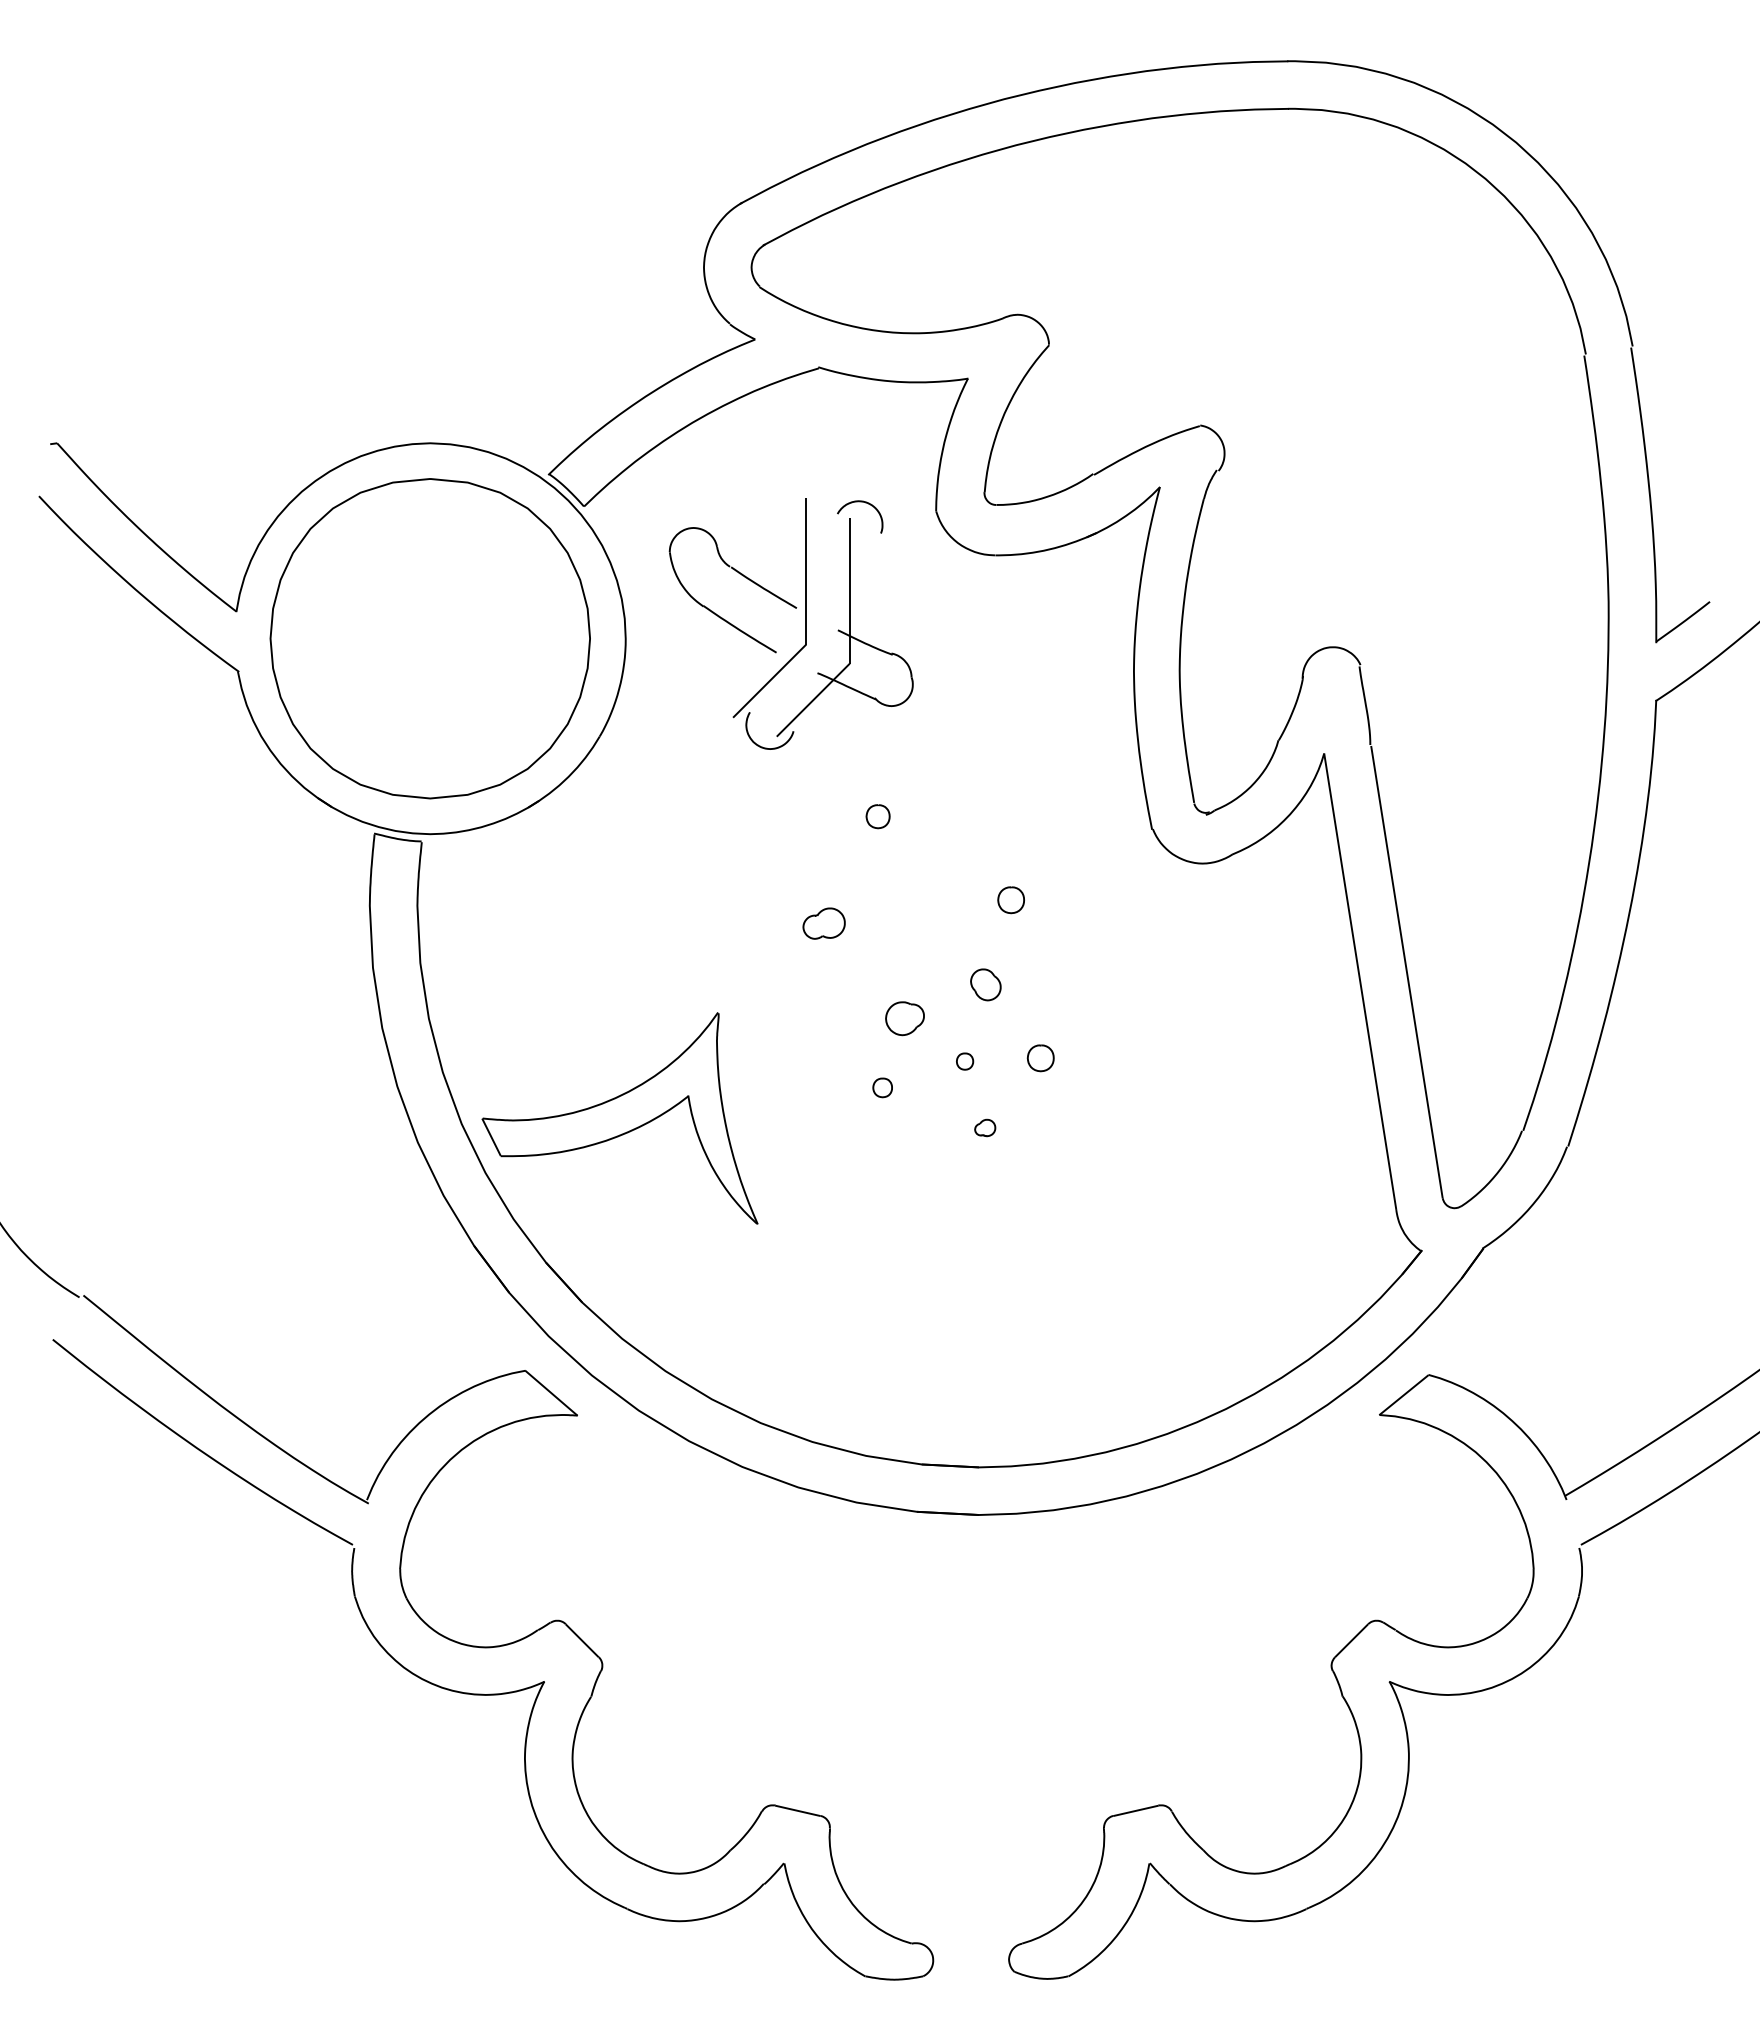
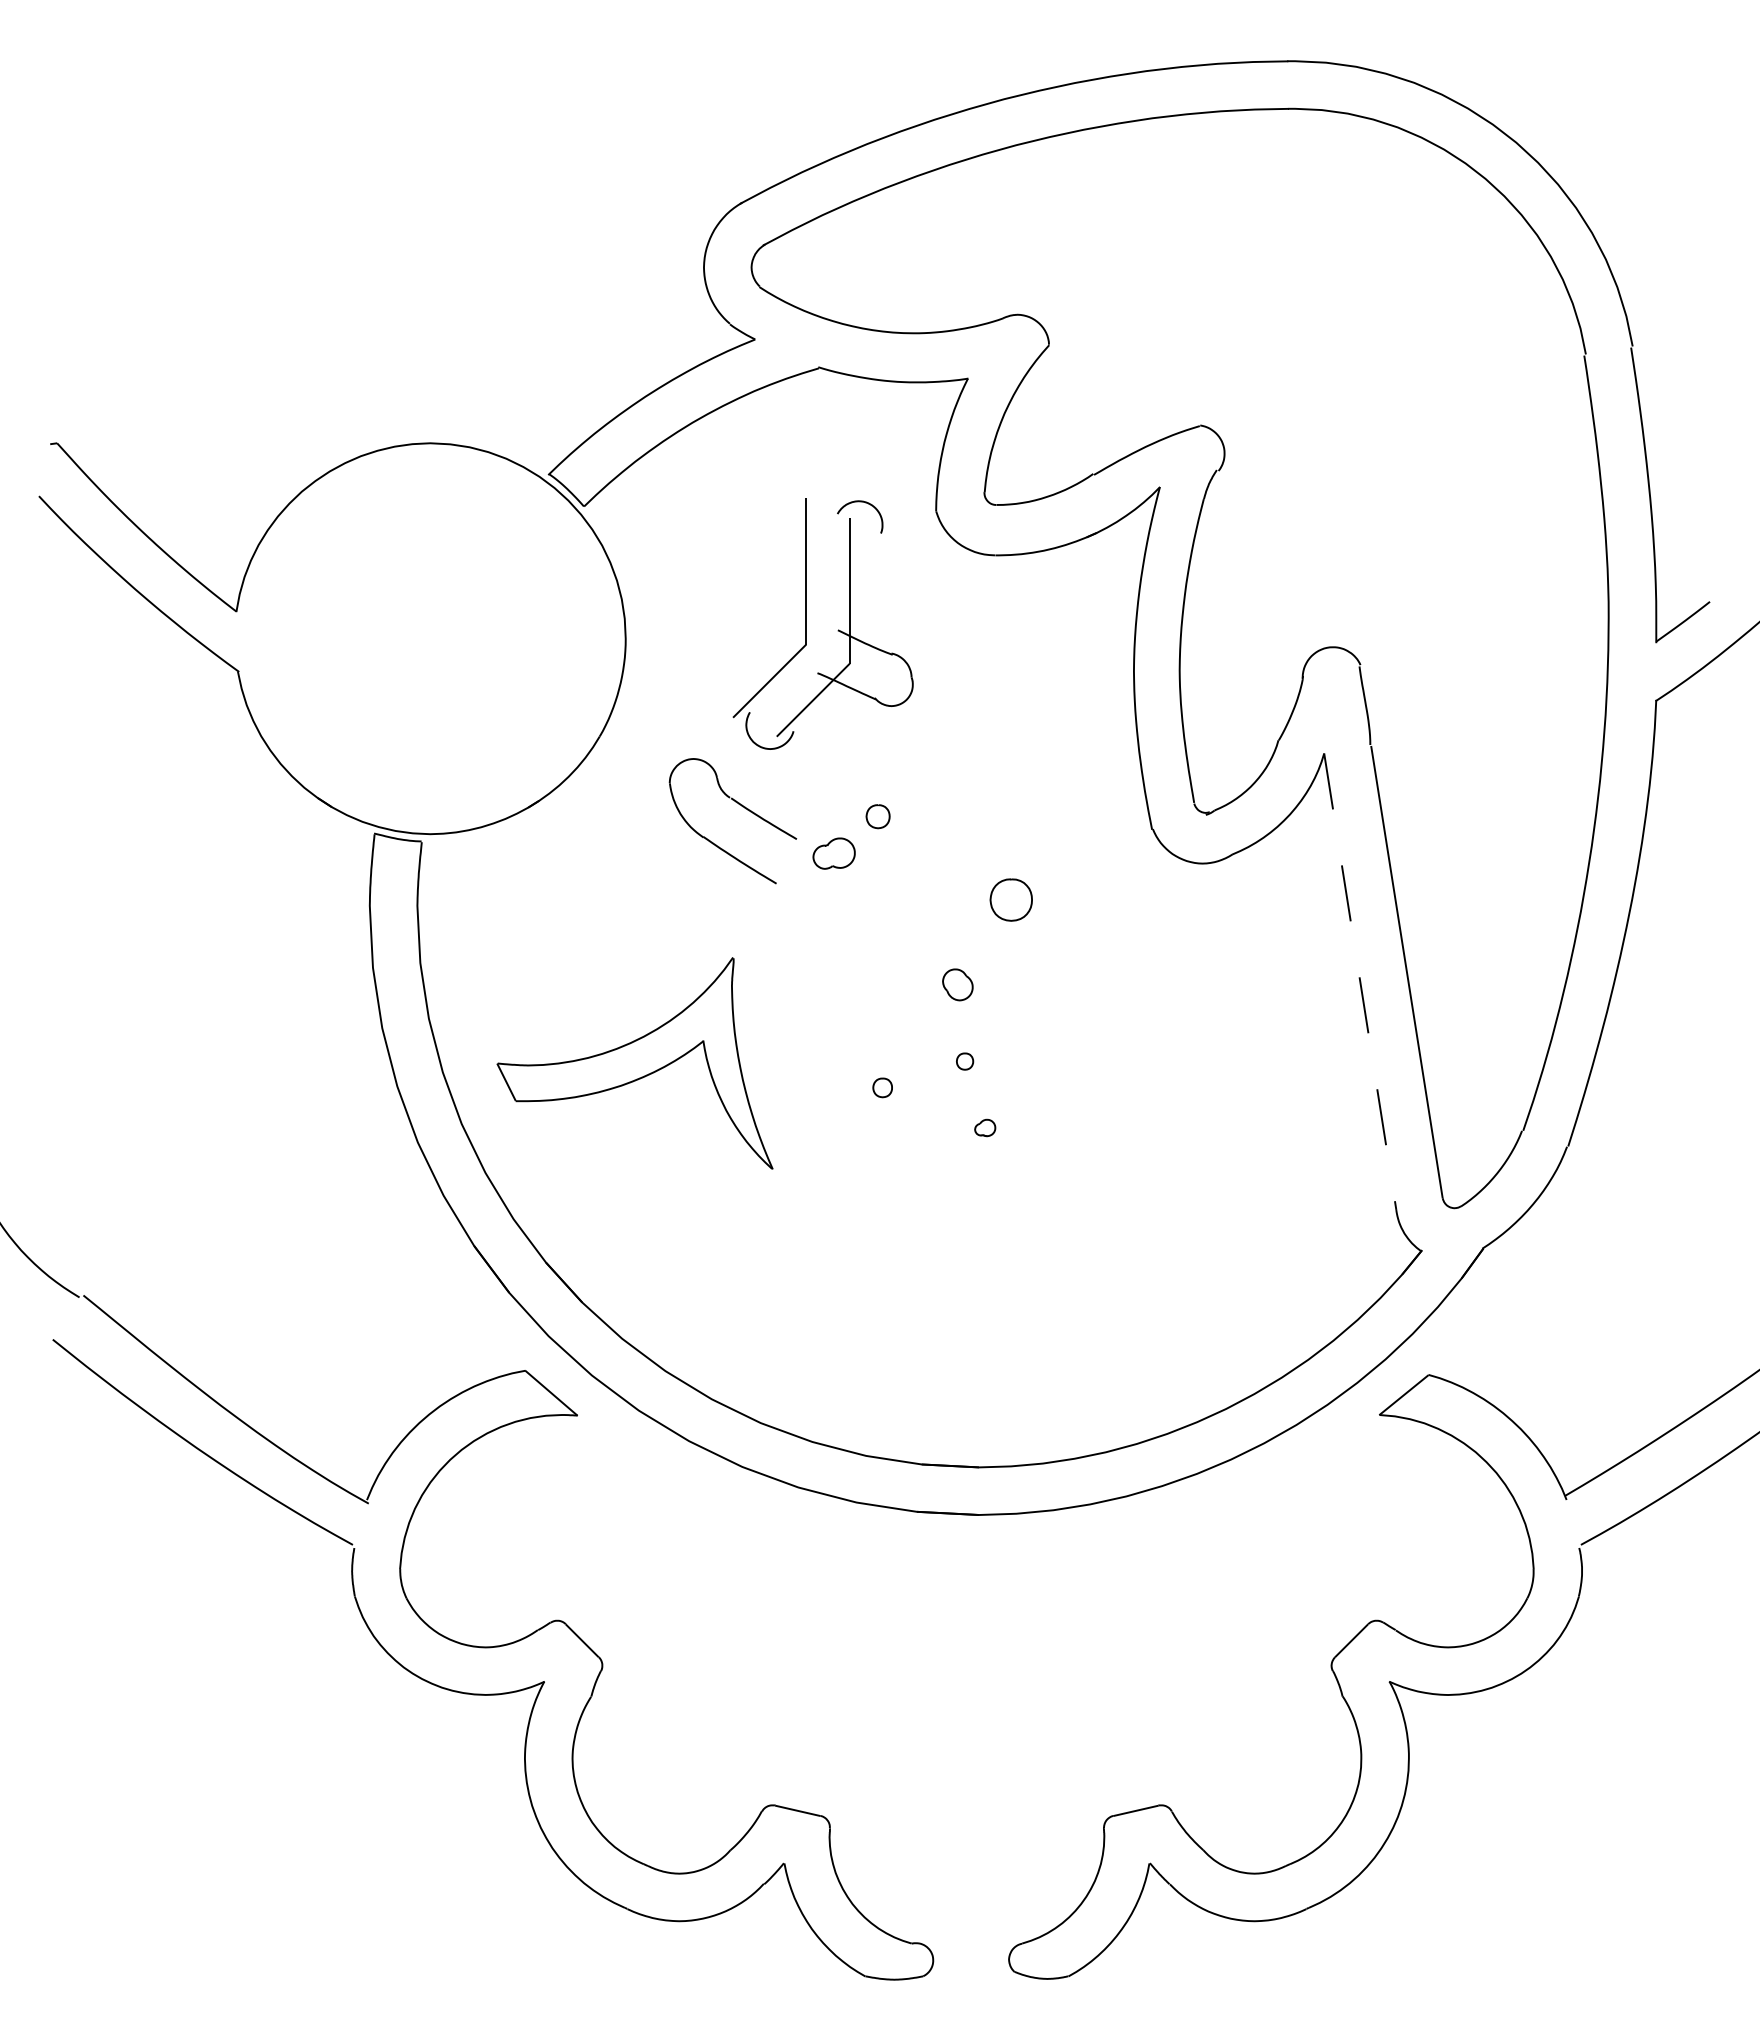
part position: (741, 575) -> (741, 806) (741, 806)
part: present -> none (429, 638)
part size: 28x29 px -> 44x44 px (1010, 899)
part position: (823, 923) -> (833, 853) (833, 853)
line: solid -> dashed (1360, 982)
part position: (985, 984) -> (957, 984) (957, 984)
part: present -> none (904, 1018)
part: present -> none (1040, 1058)
part position: (619, 1118) -> (634, 1063) (634, 1063)
